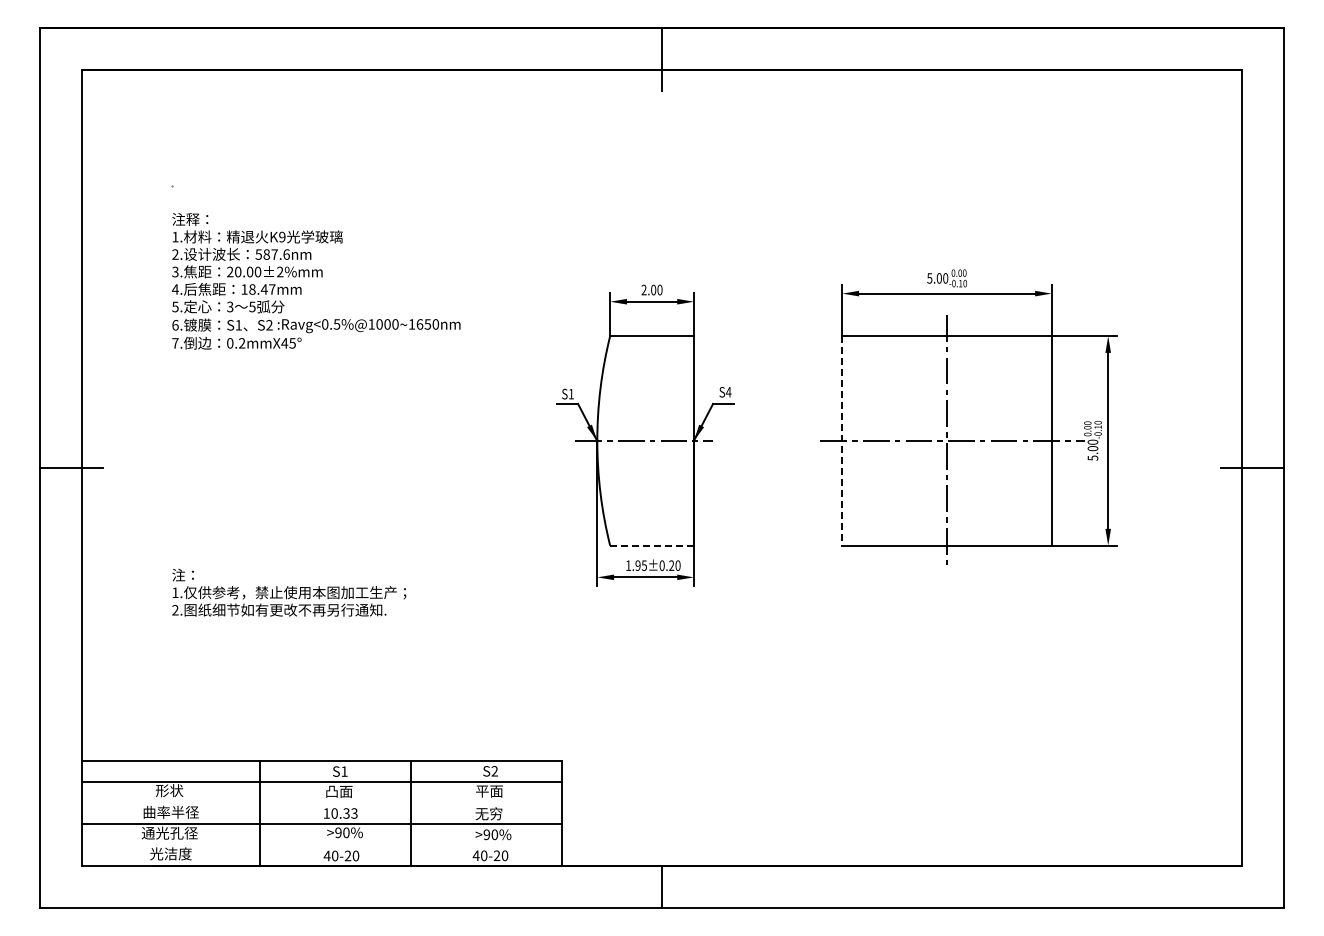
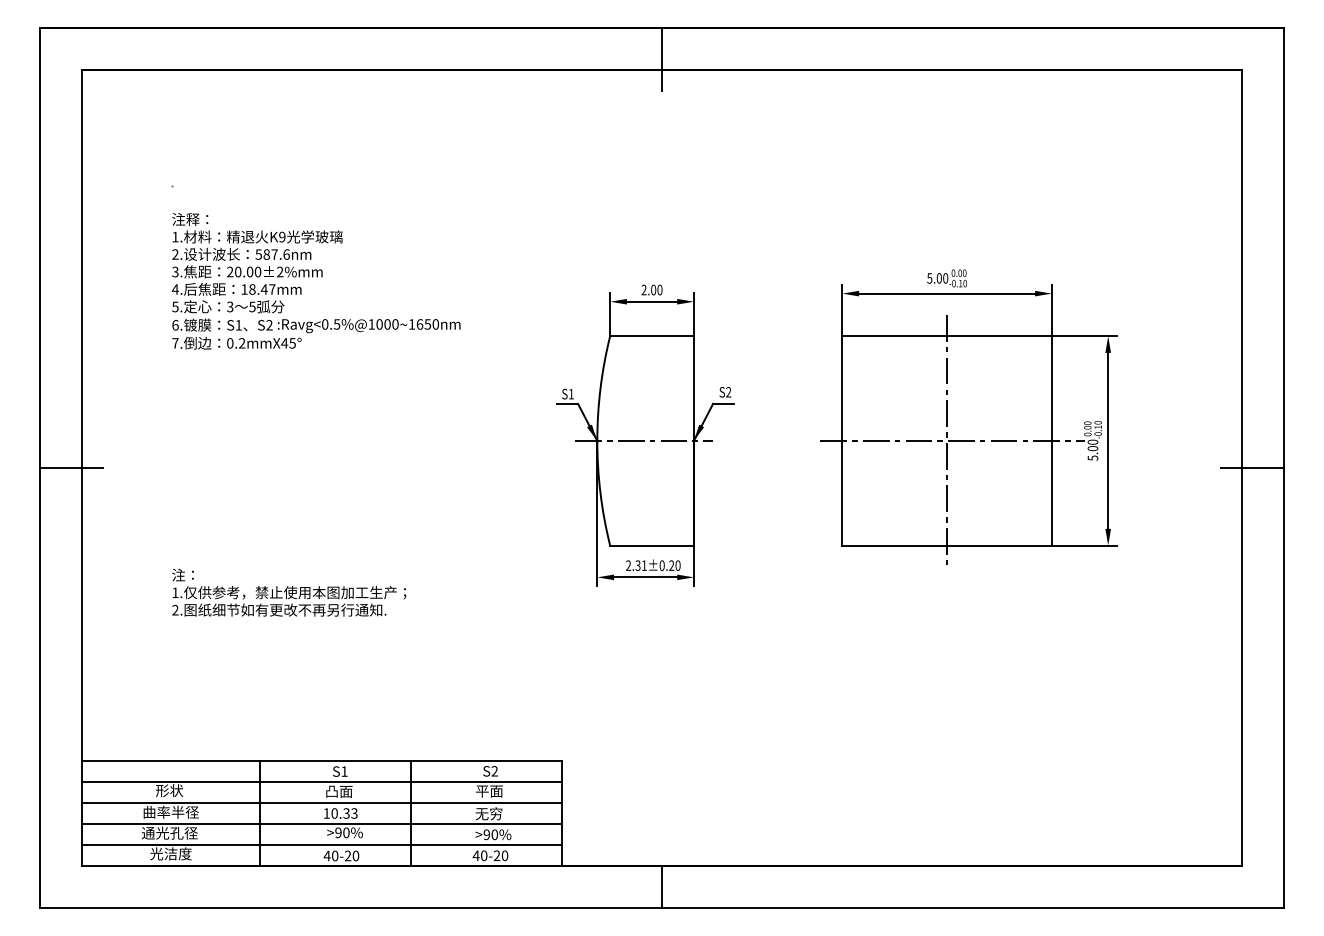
text: S4 -> S2 (728, 391)
line: dashed -> solid (842, 440)
line: dashed -> solid (652, 545)
text: 1.95±0.20 -> 2.31±0.20 (636, 565)
line: none -> present (321, 803)
line: none -> present (321, 845)
